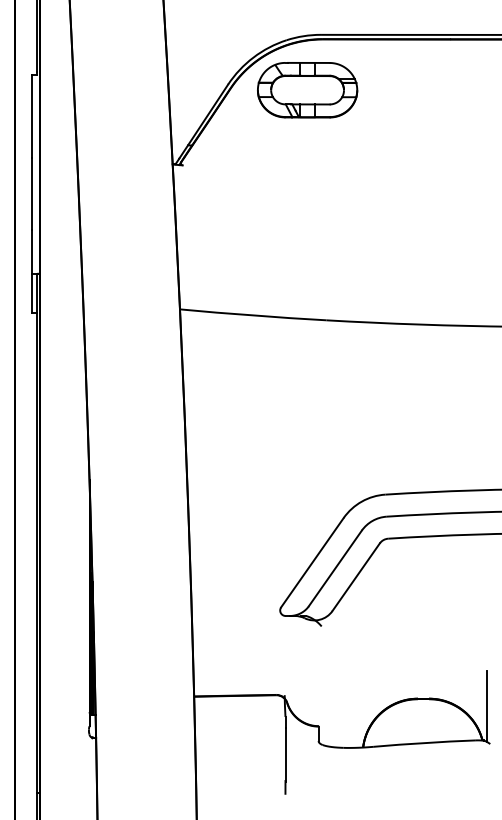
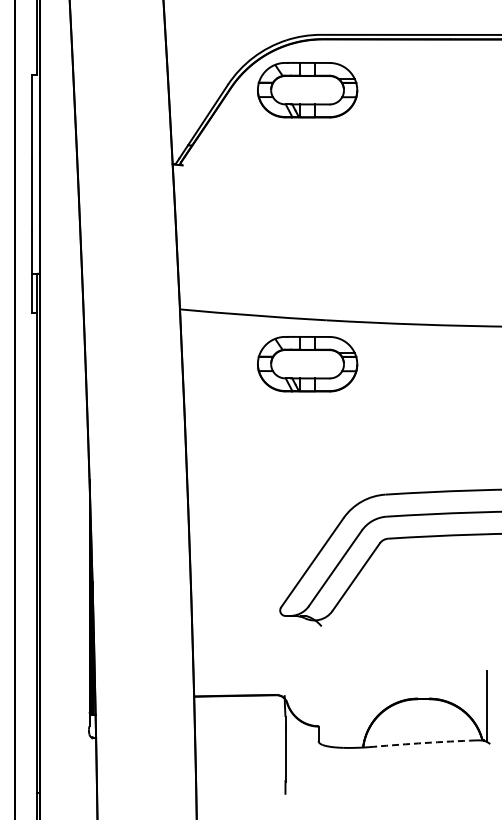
part: none -> present (307, 364)
arc: solid -> dashed (424, 743)
